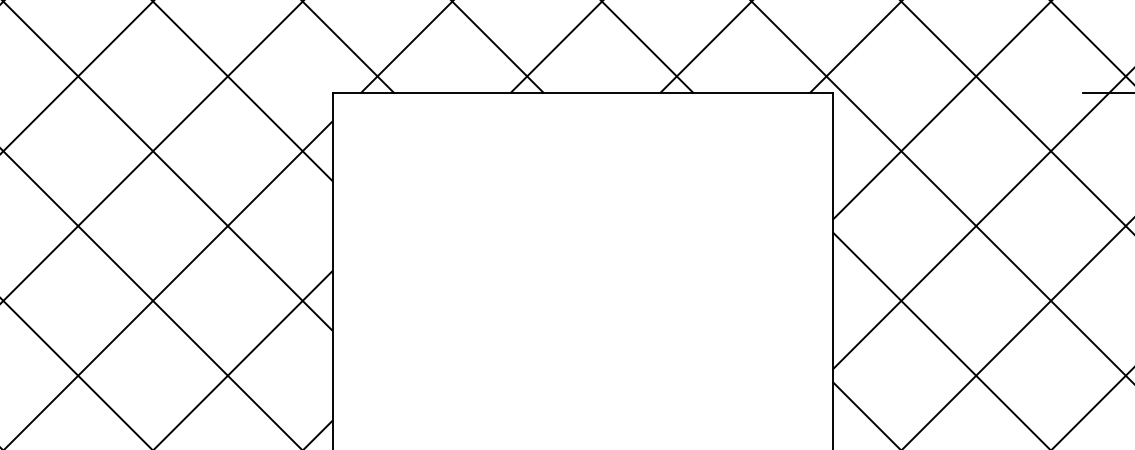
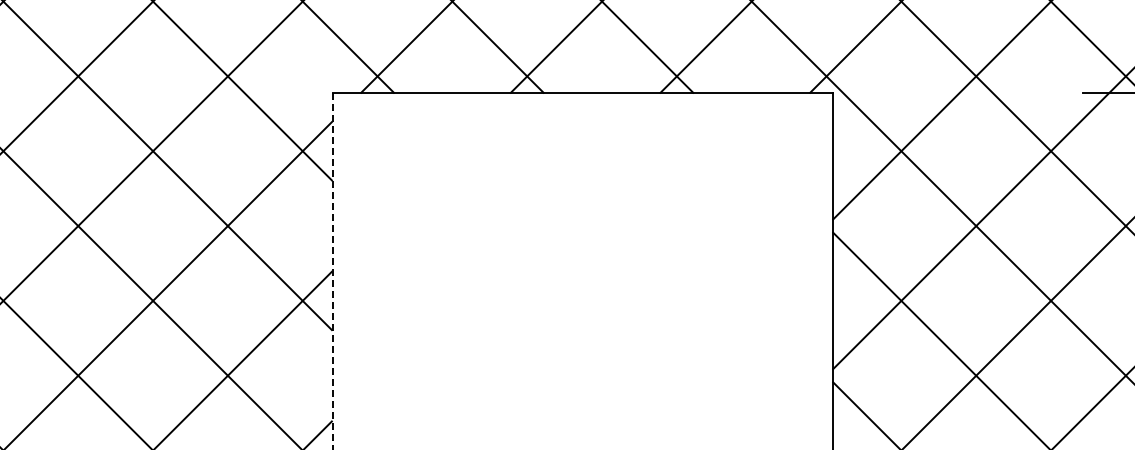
line: solid -> dashed (332, 271)
